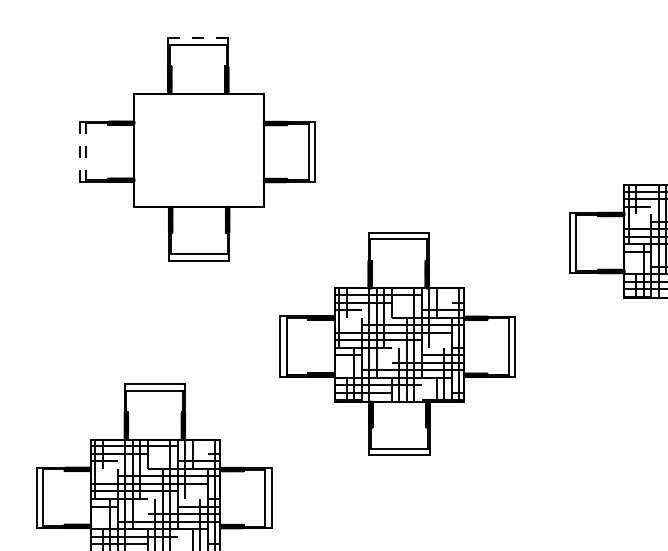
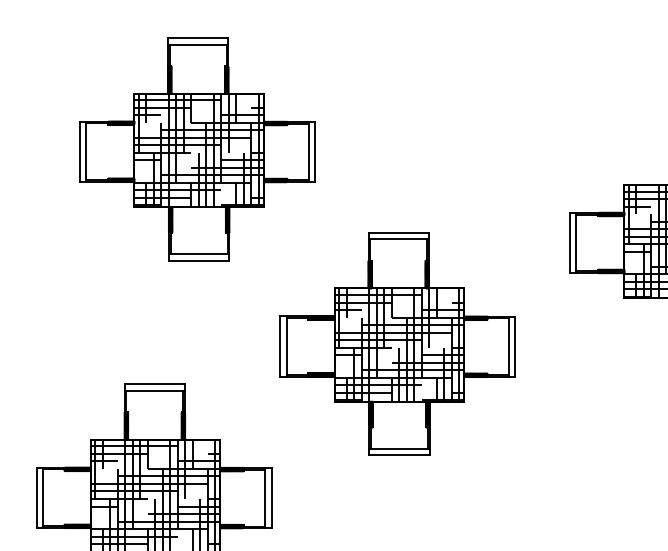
line: dashed -> solid (197, 38)
hatch: none -> present (198, 150)
line: dashed -> solid (80, 152)
line: dashed -> solid (86, 152)
